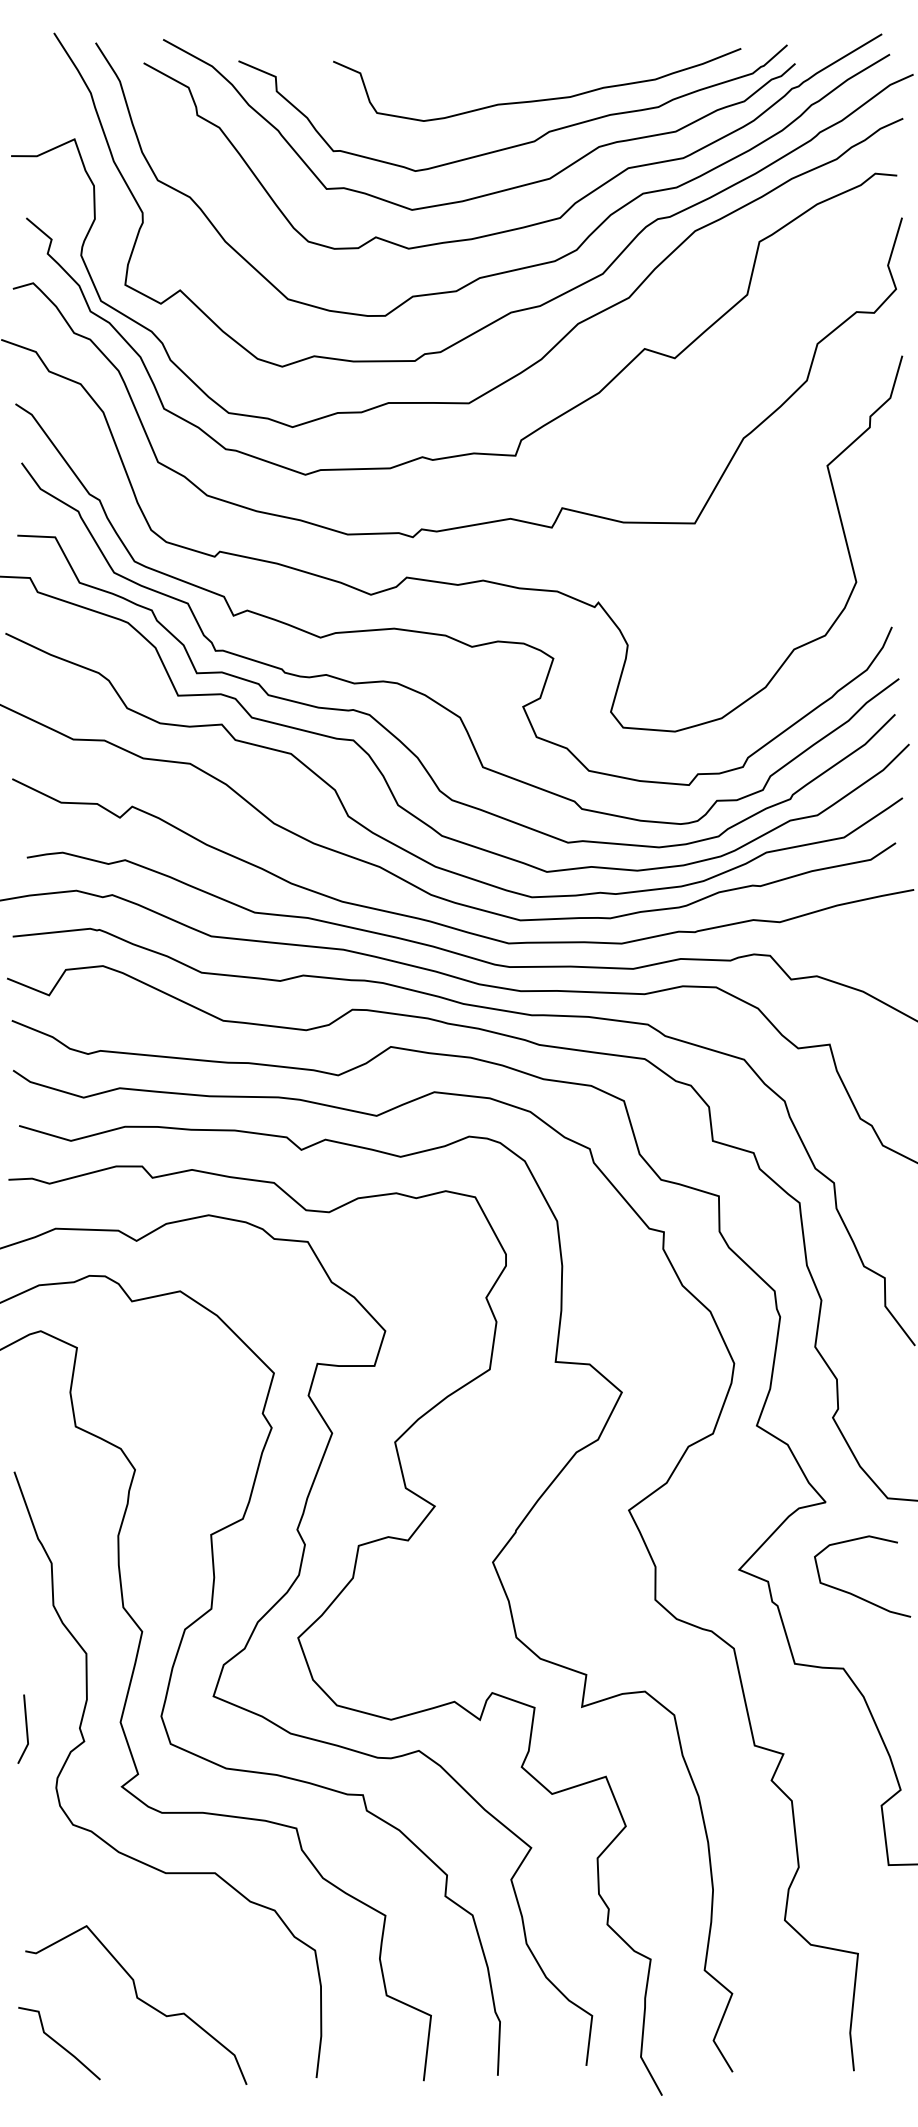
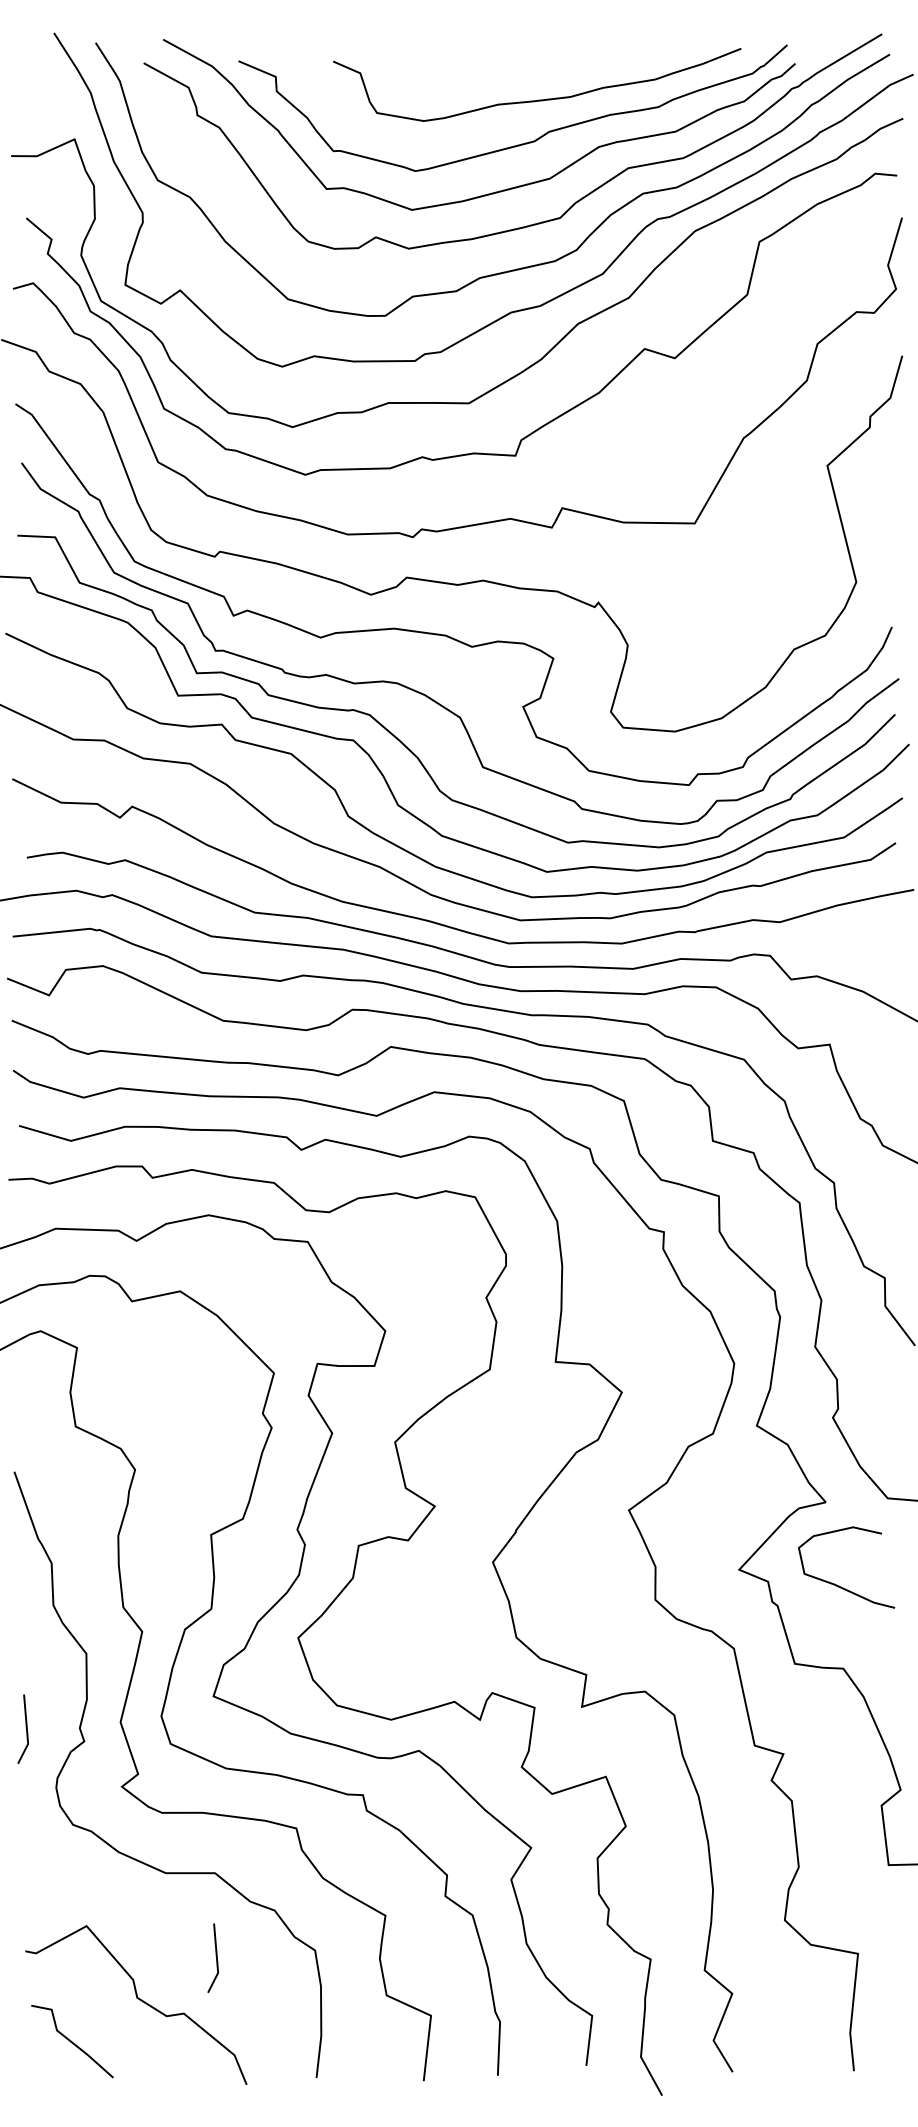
curve position: (855, 1594) -> (839, 1585) (839, 1585)
line: none -> present (215, 1956)
line position: (59, 2043) -> (72, 2041) (72, 2041)
